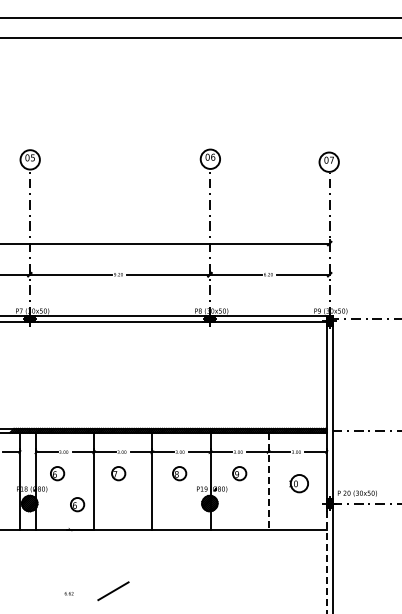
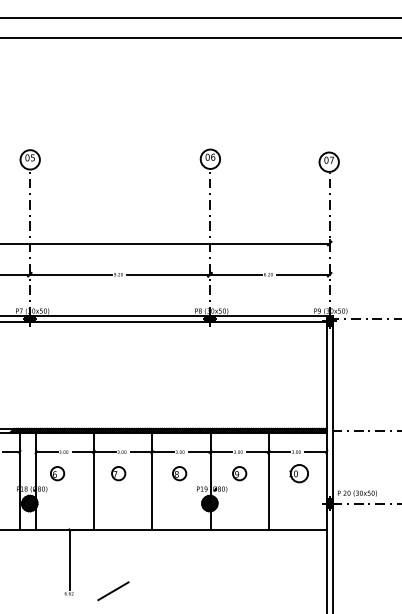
line: dashed -> solid (268, 481)
part position: (298, 483) -> (298, 473) (298, 473)
part: present -> none (77, 504)
line: none -> present (70, 559)
line: dashed -> solid (326, 562)
